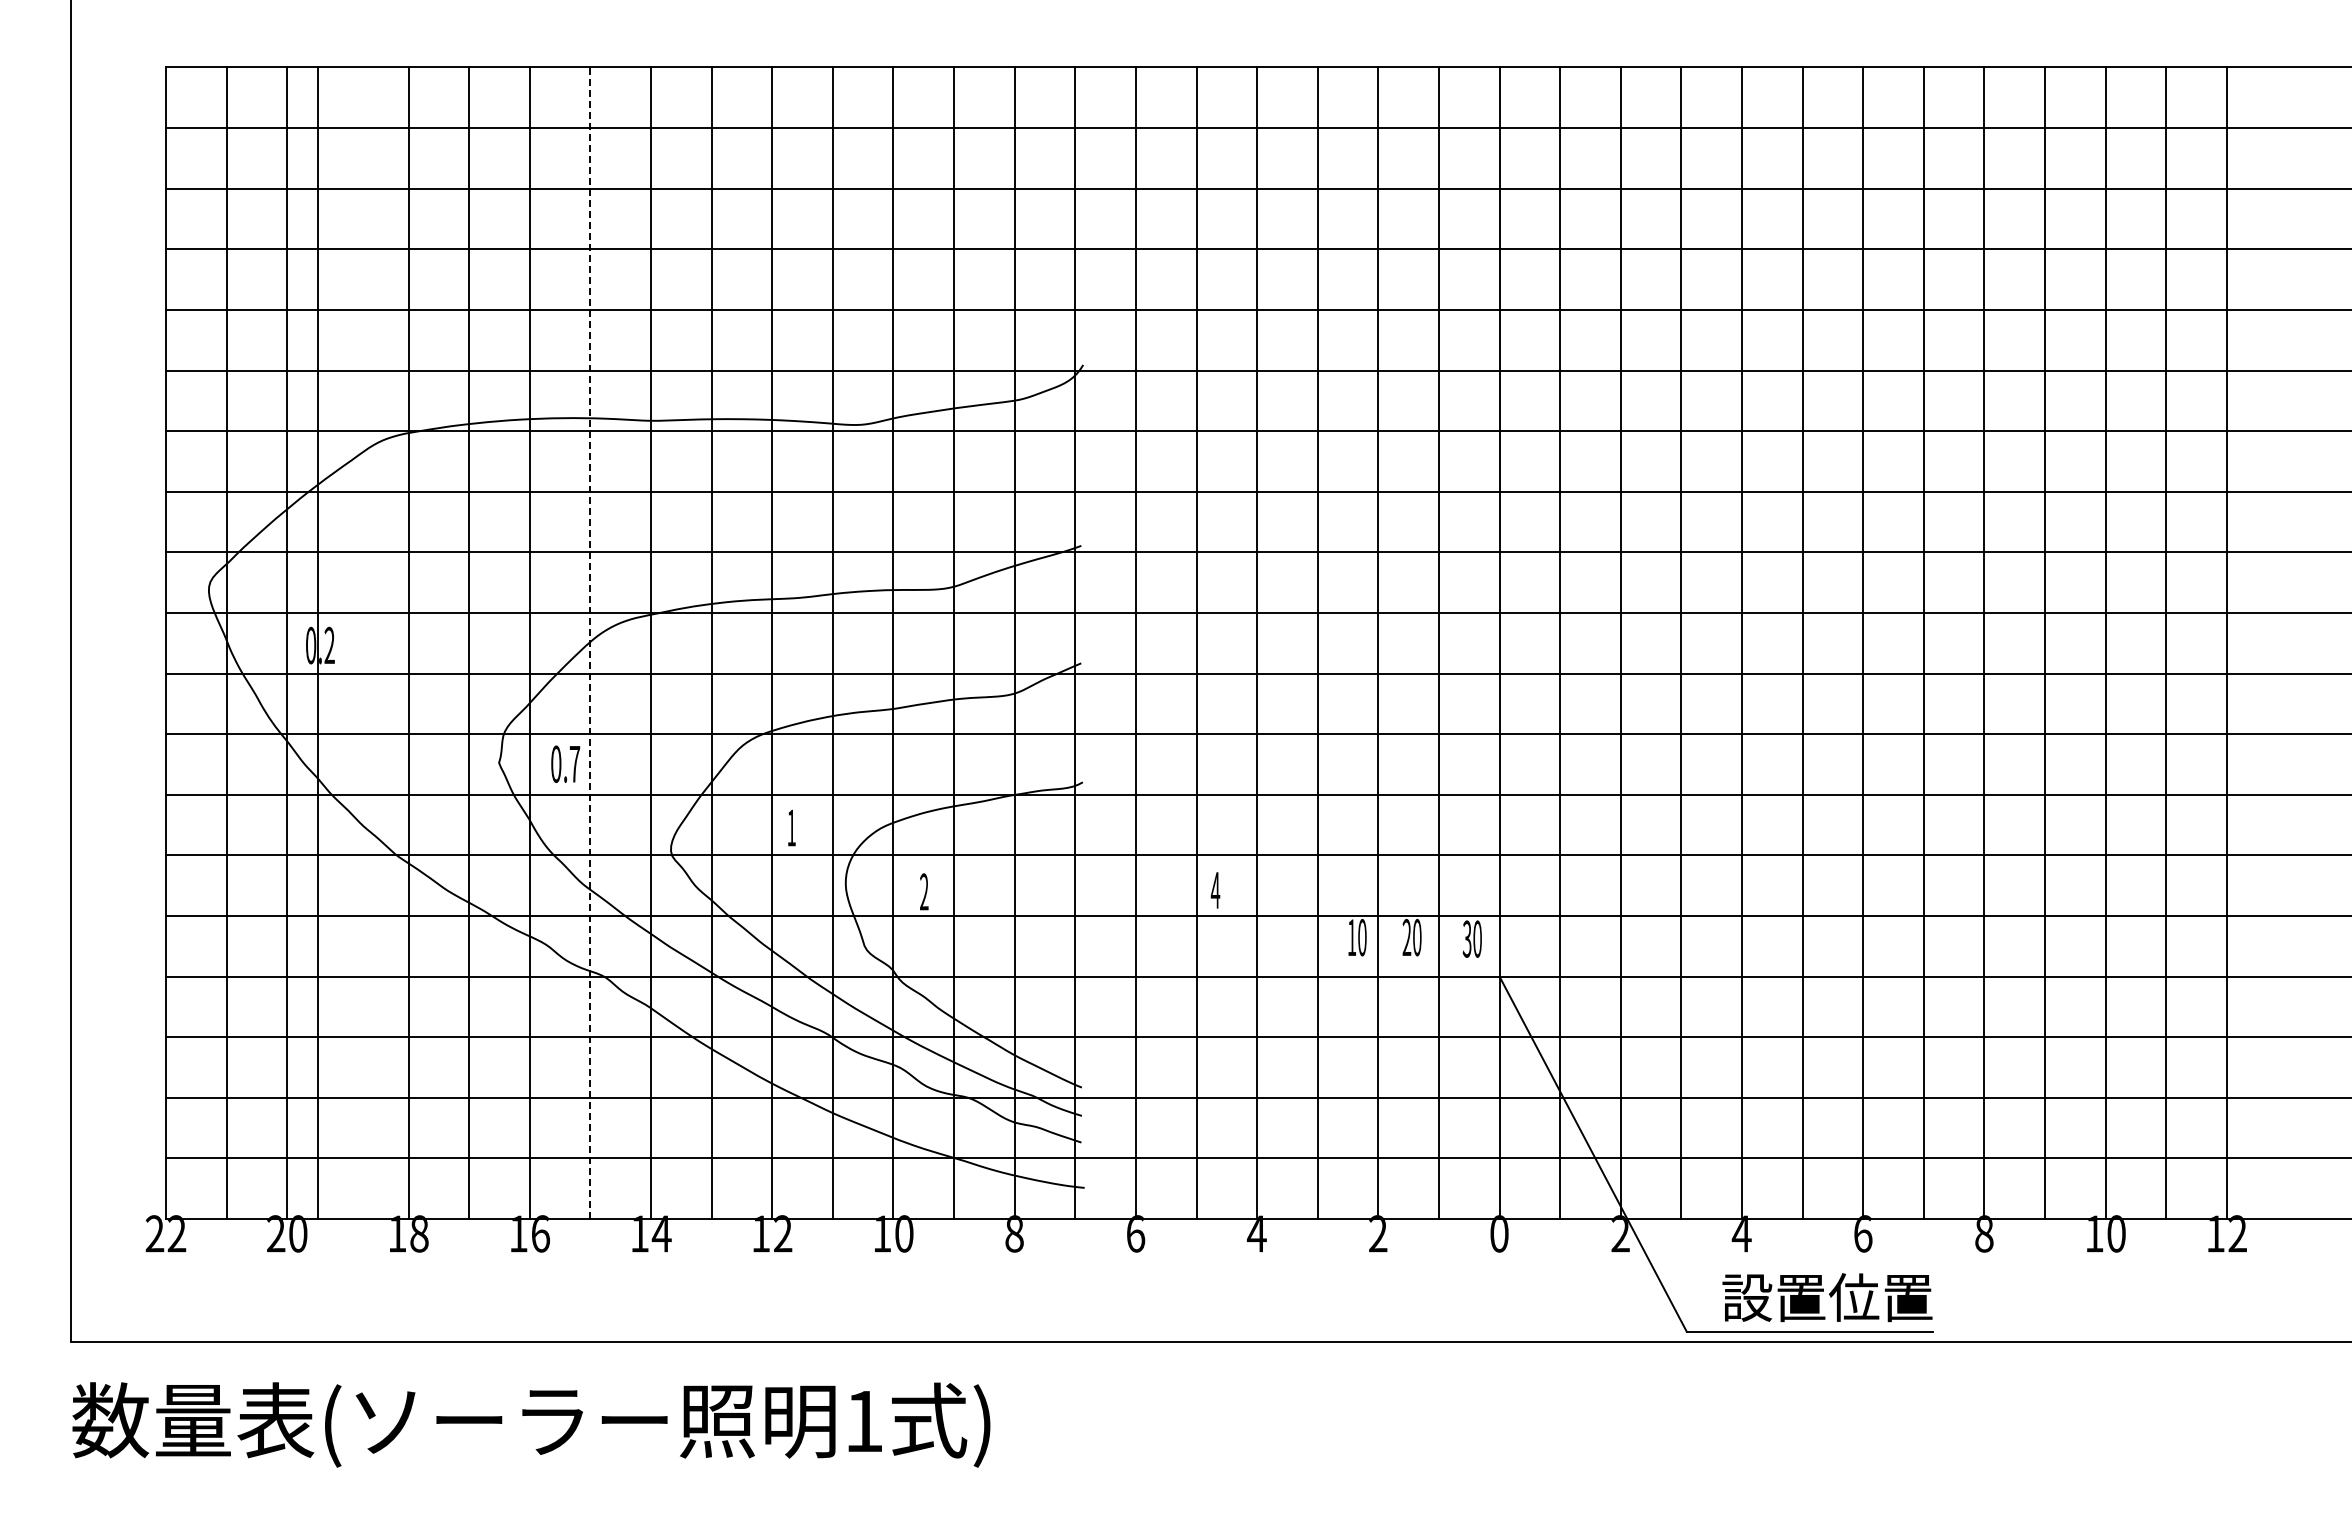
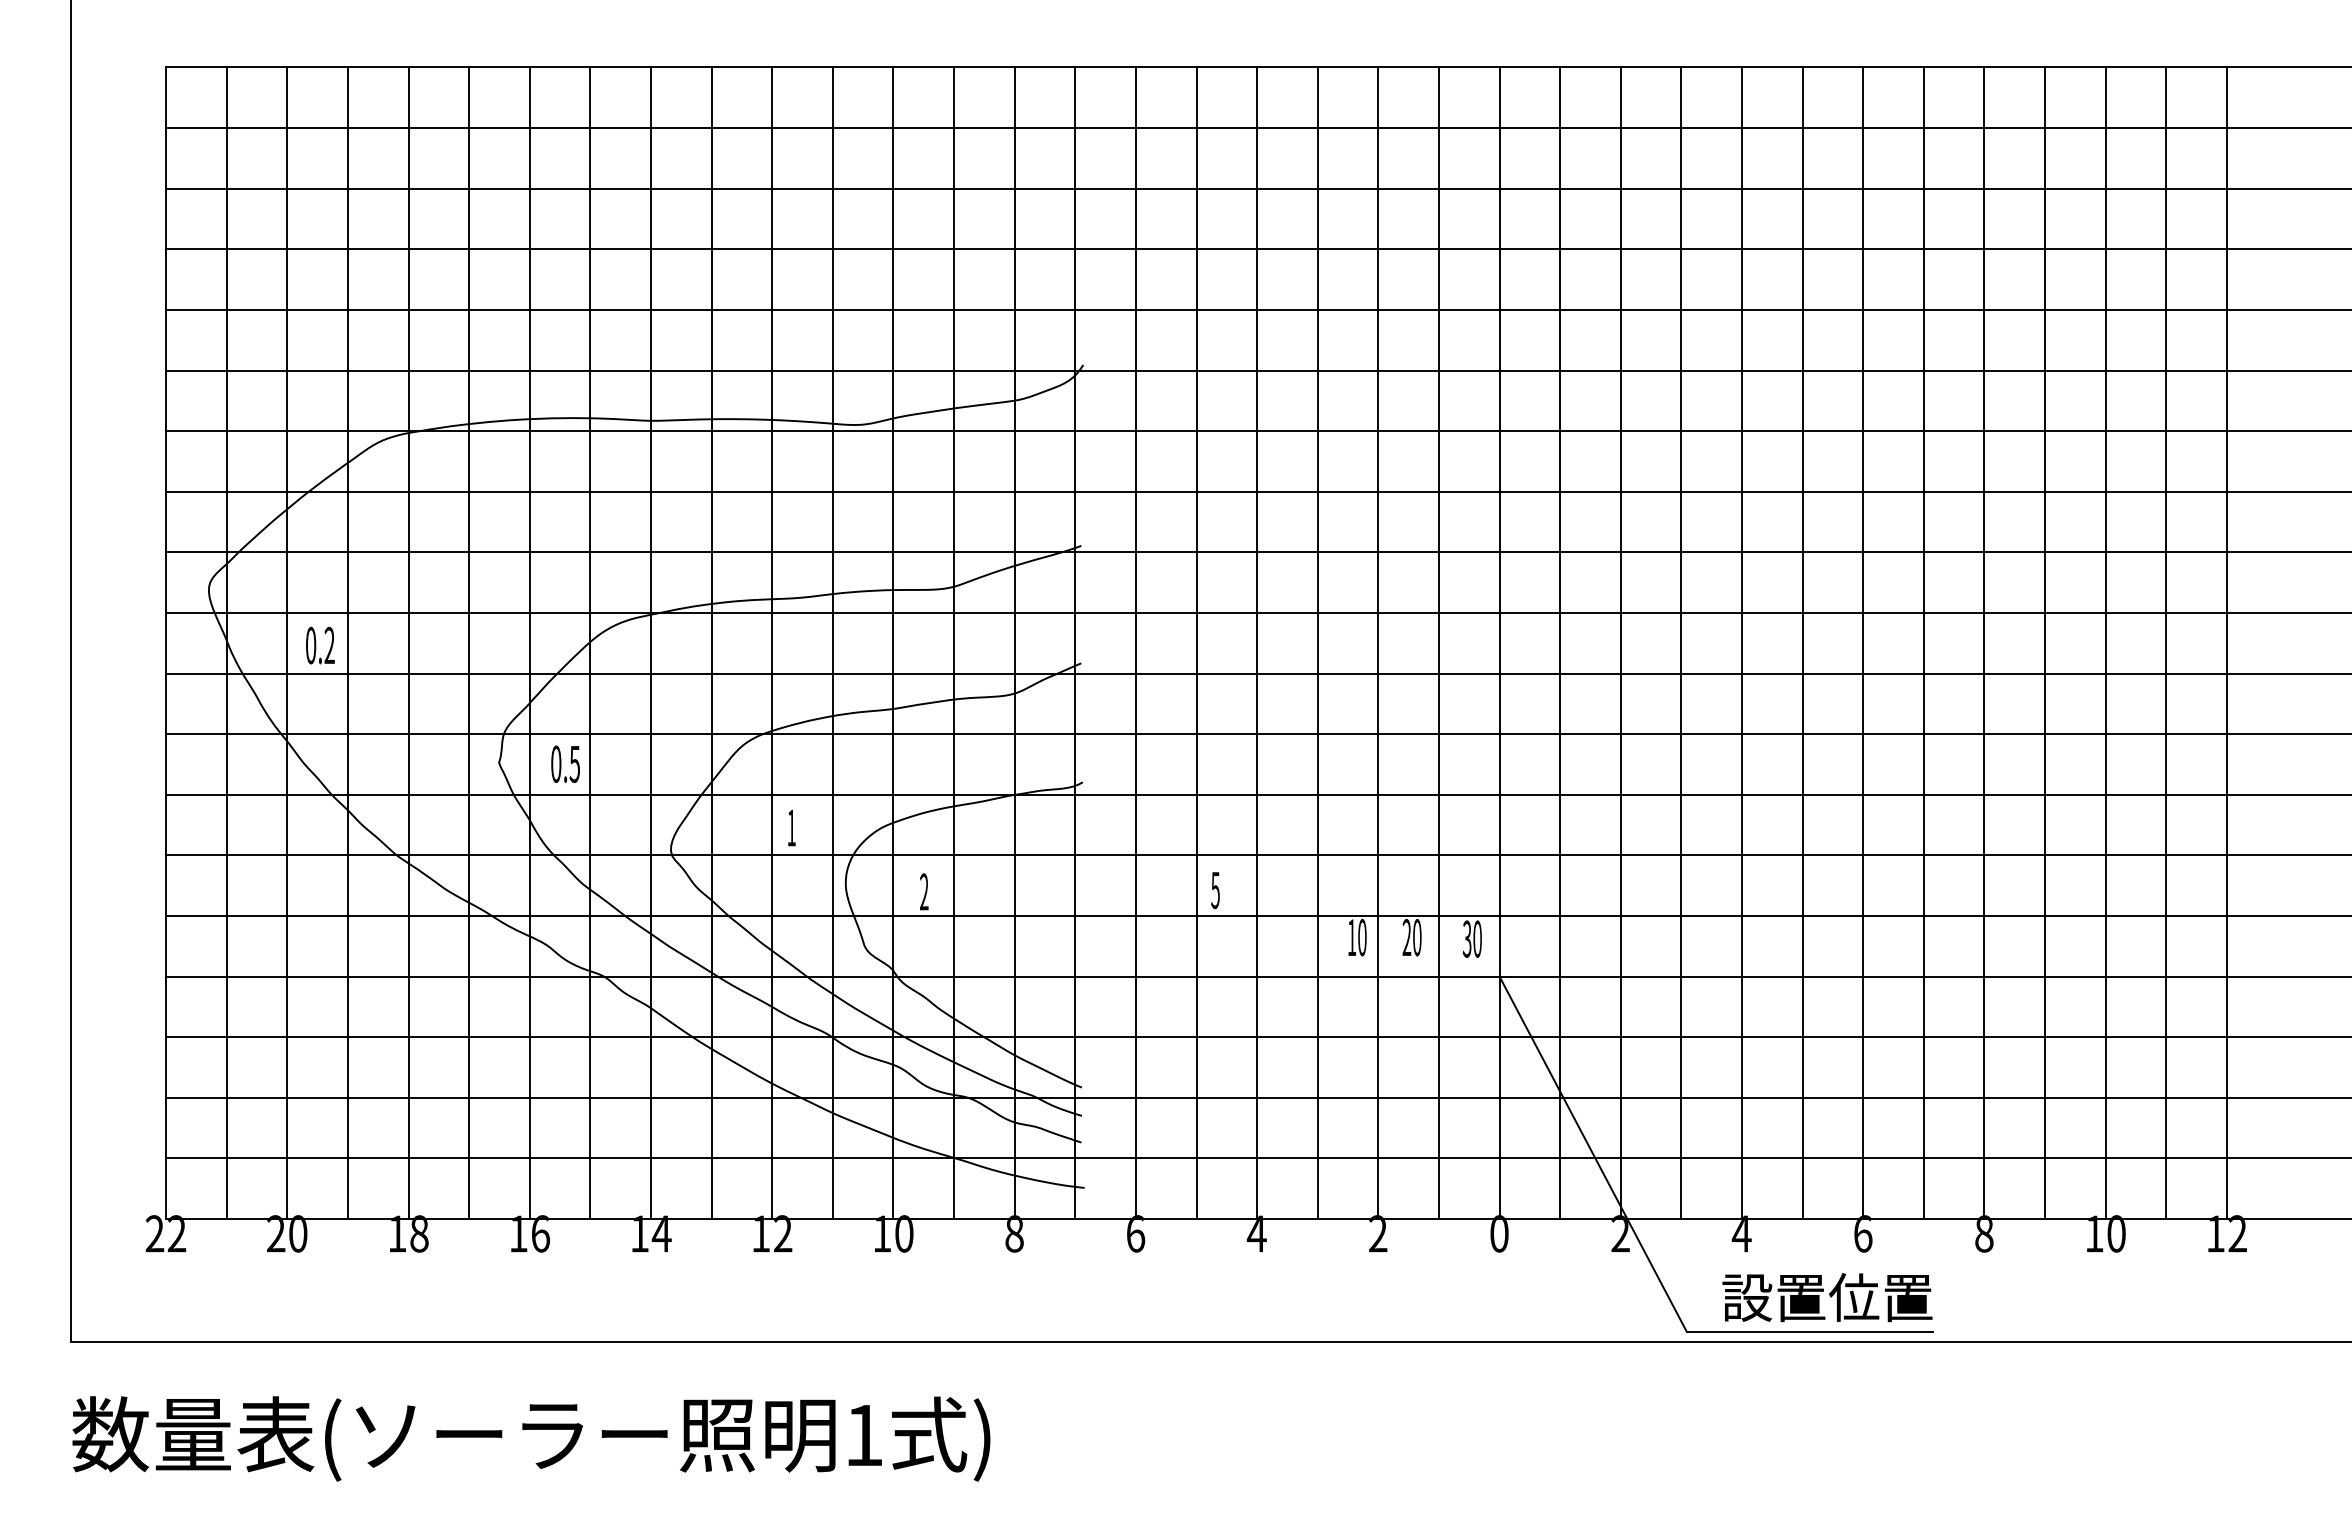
line position: (317, 643) -> (347, 643) (347, 643)
line: dashed -> solid (590, 643)
text: 0.7 -> 0.5 (574, 764)
text: 4 -> 5 (1215, 890)
text position: (531, 1424) -> (531, 1438) (531, 1438)
